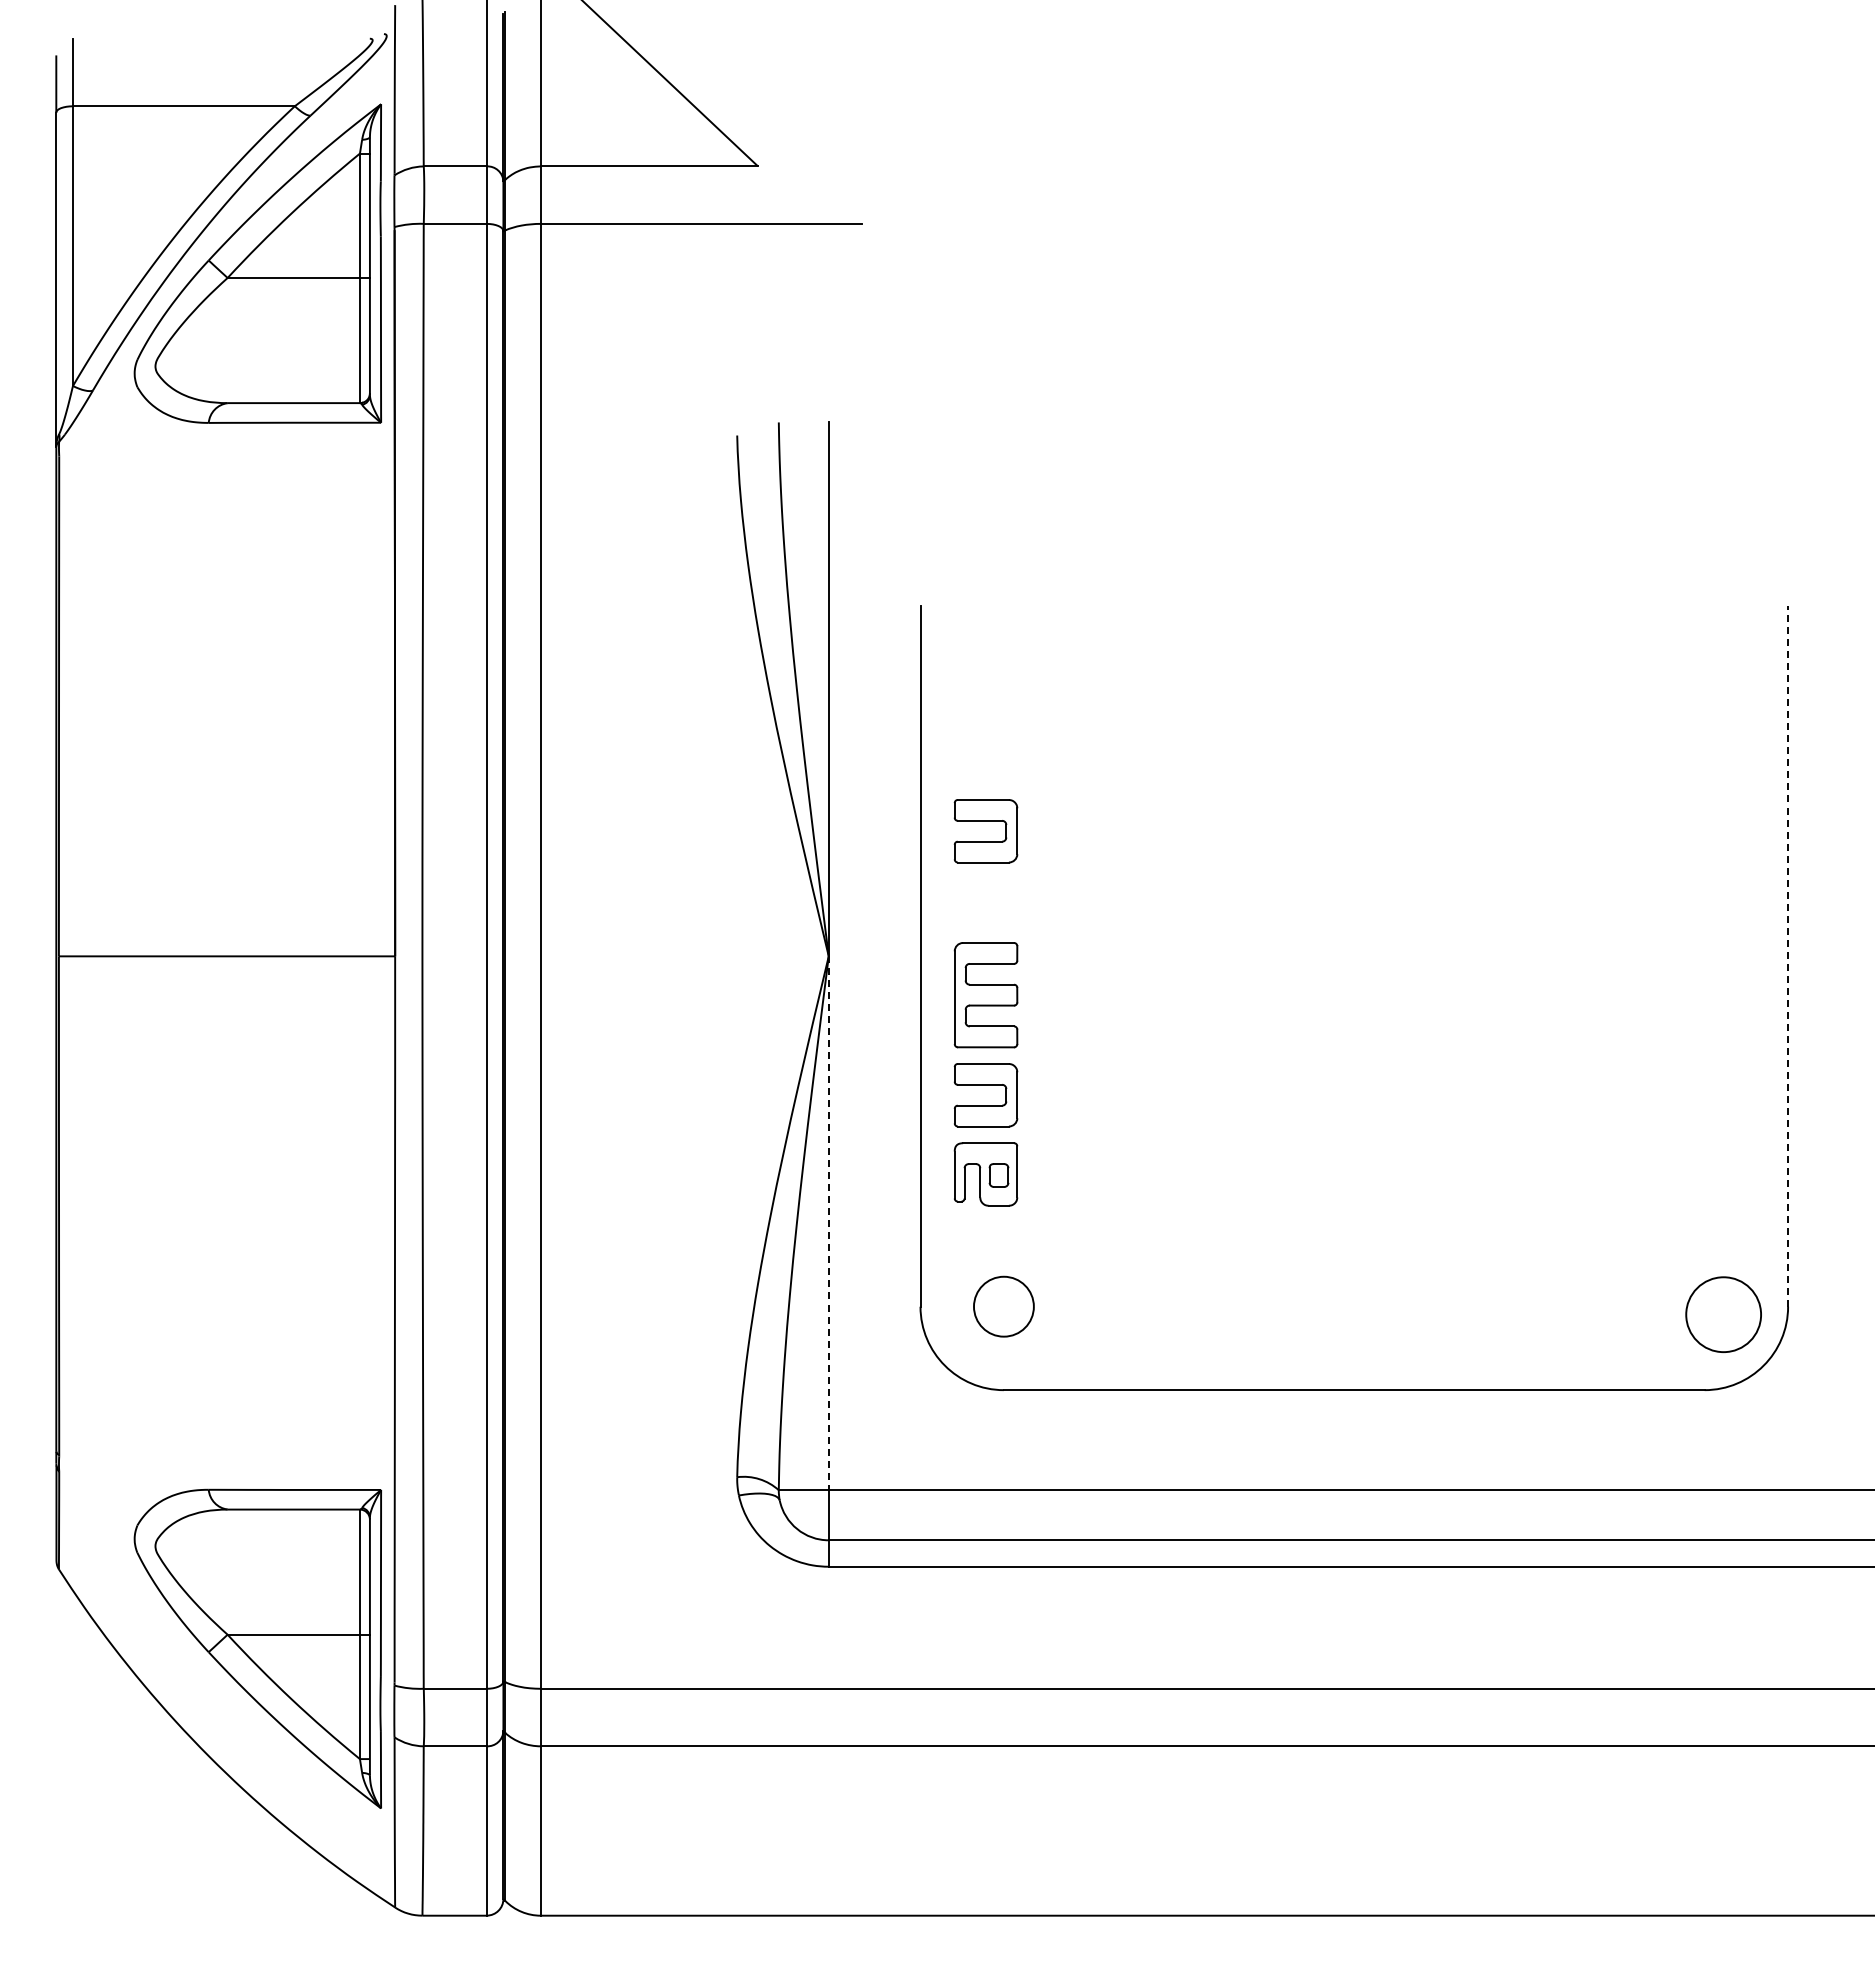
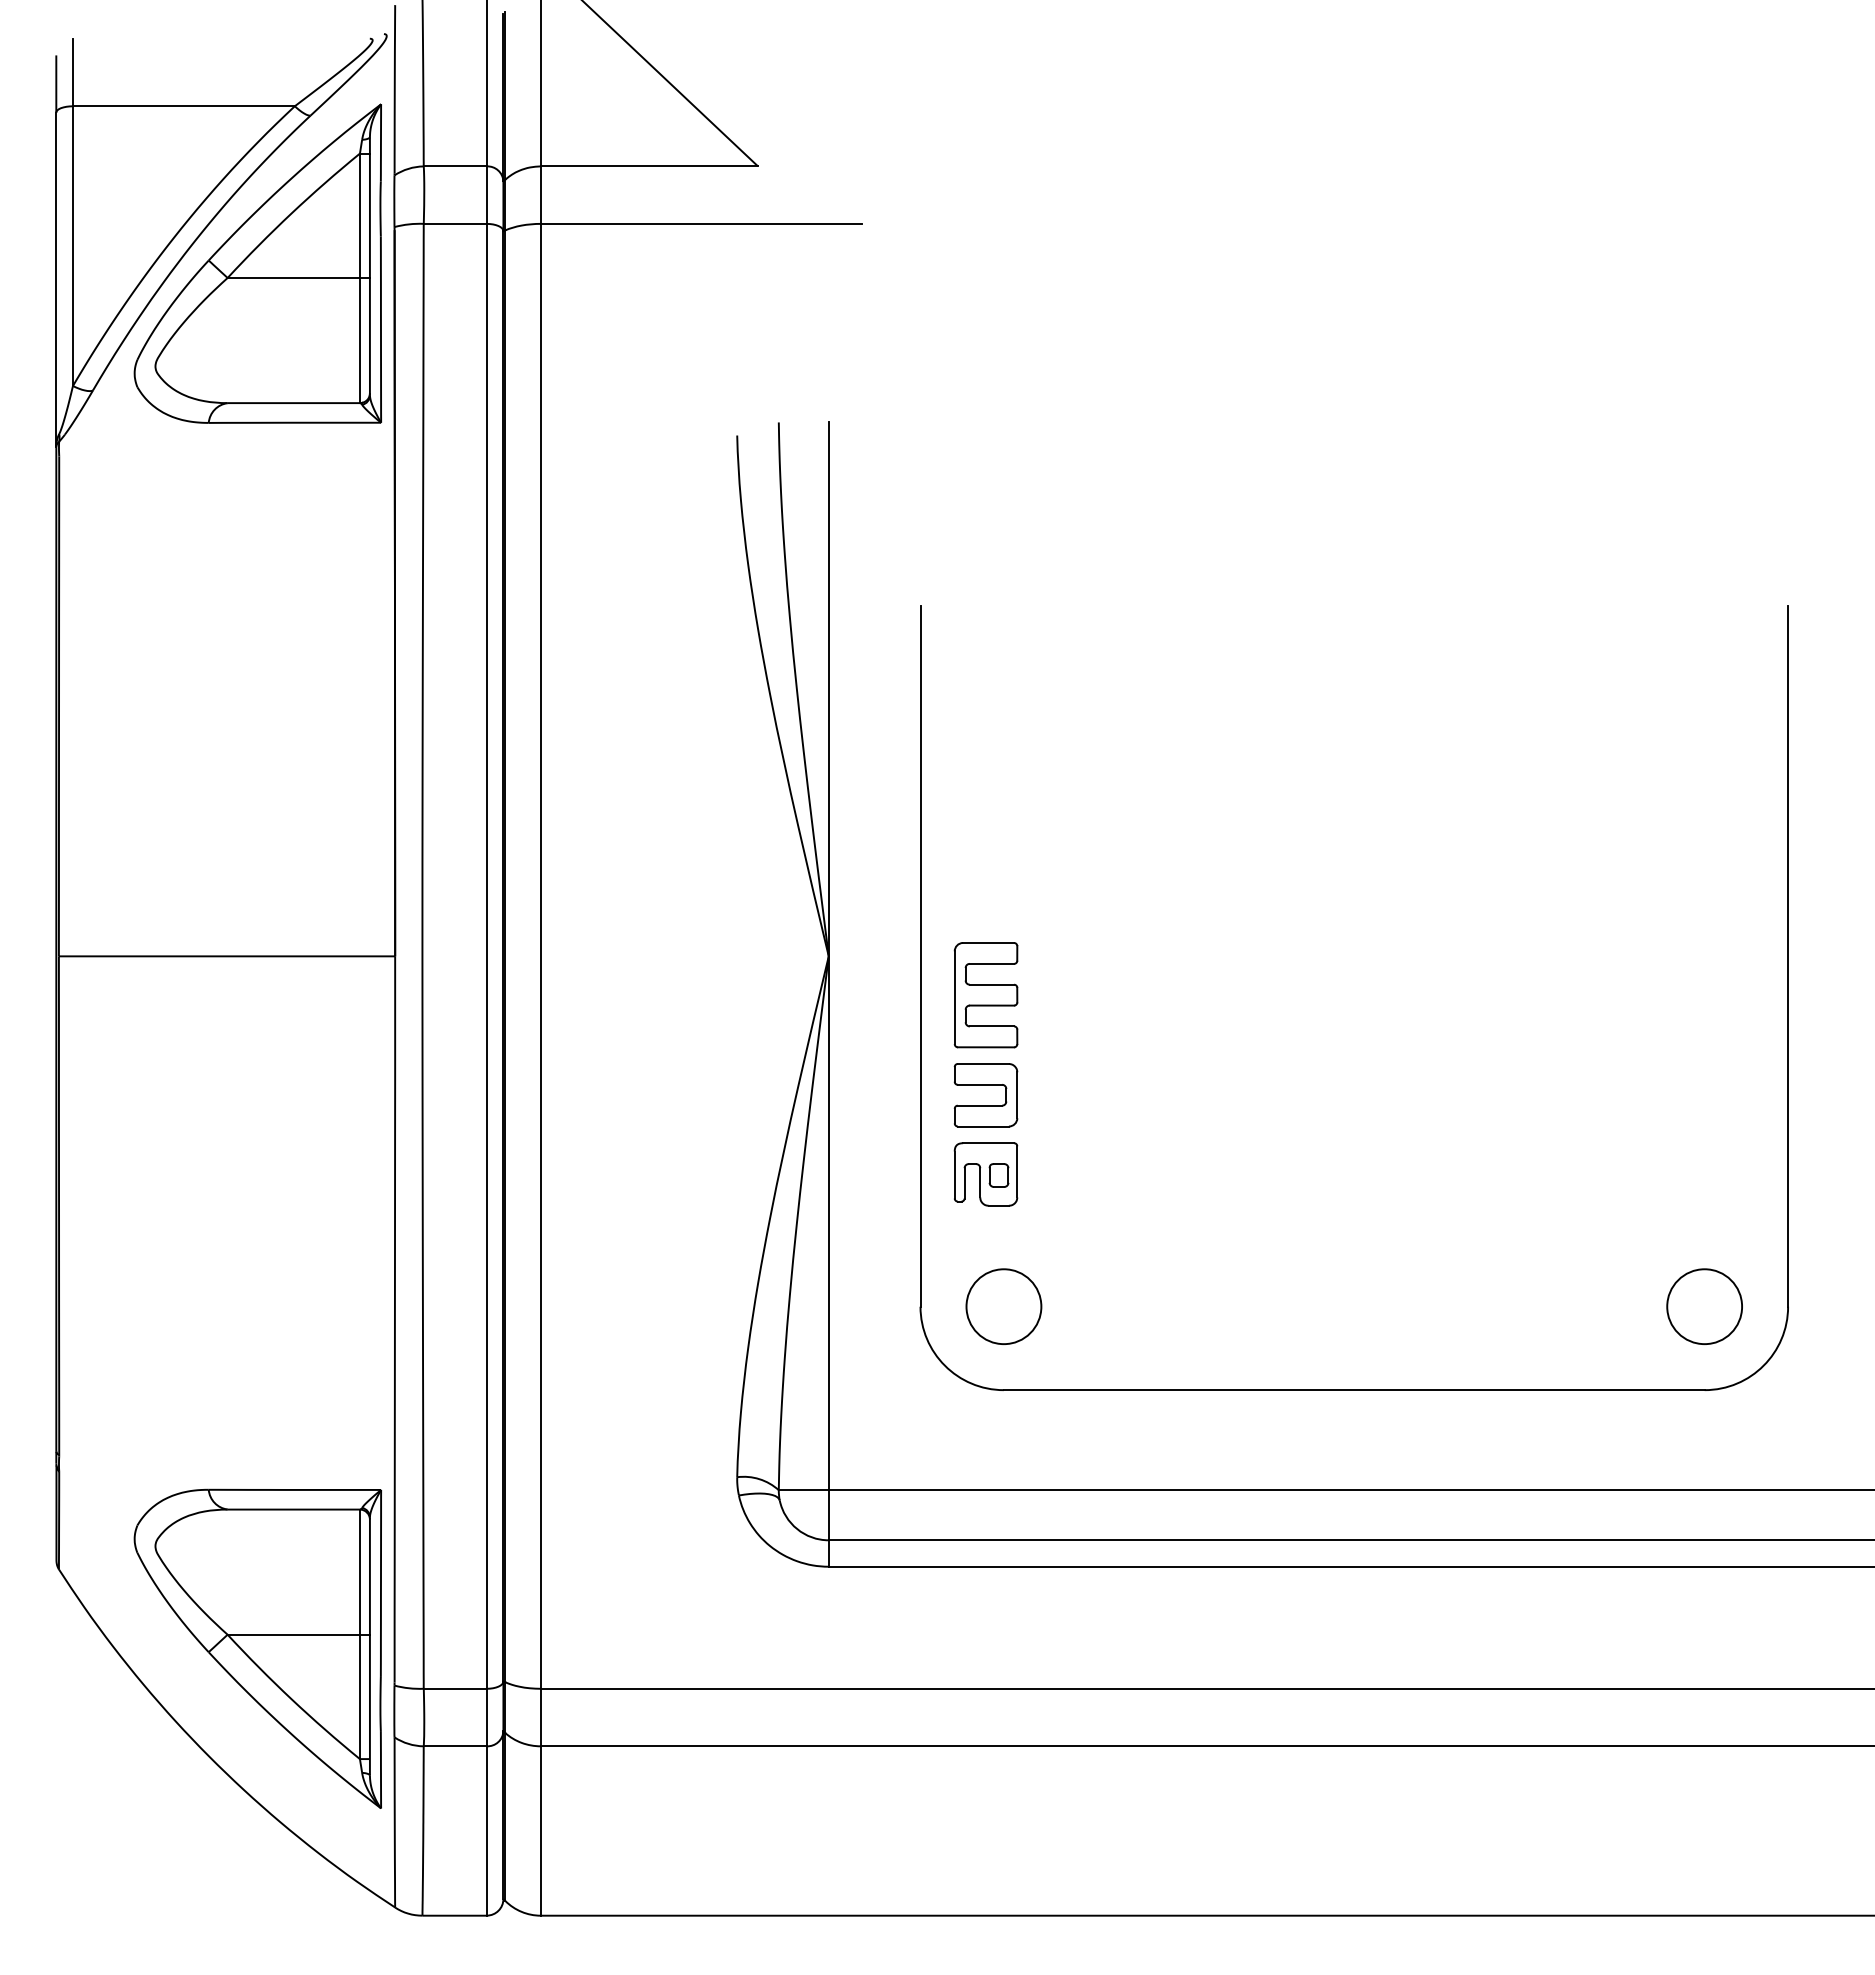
part: present -> none (985, 821)
line: dashed -> solid (1788, 955)
line: dashed -> solid (828, 1223)
circle diameter: 60 px -> 75 px (1003, 1306)
circle position: (1723, 1314) -> (1704, 1306) (1704, 1306)
